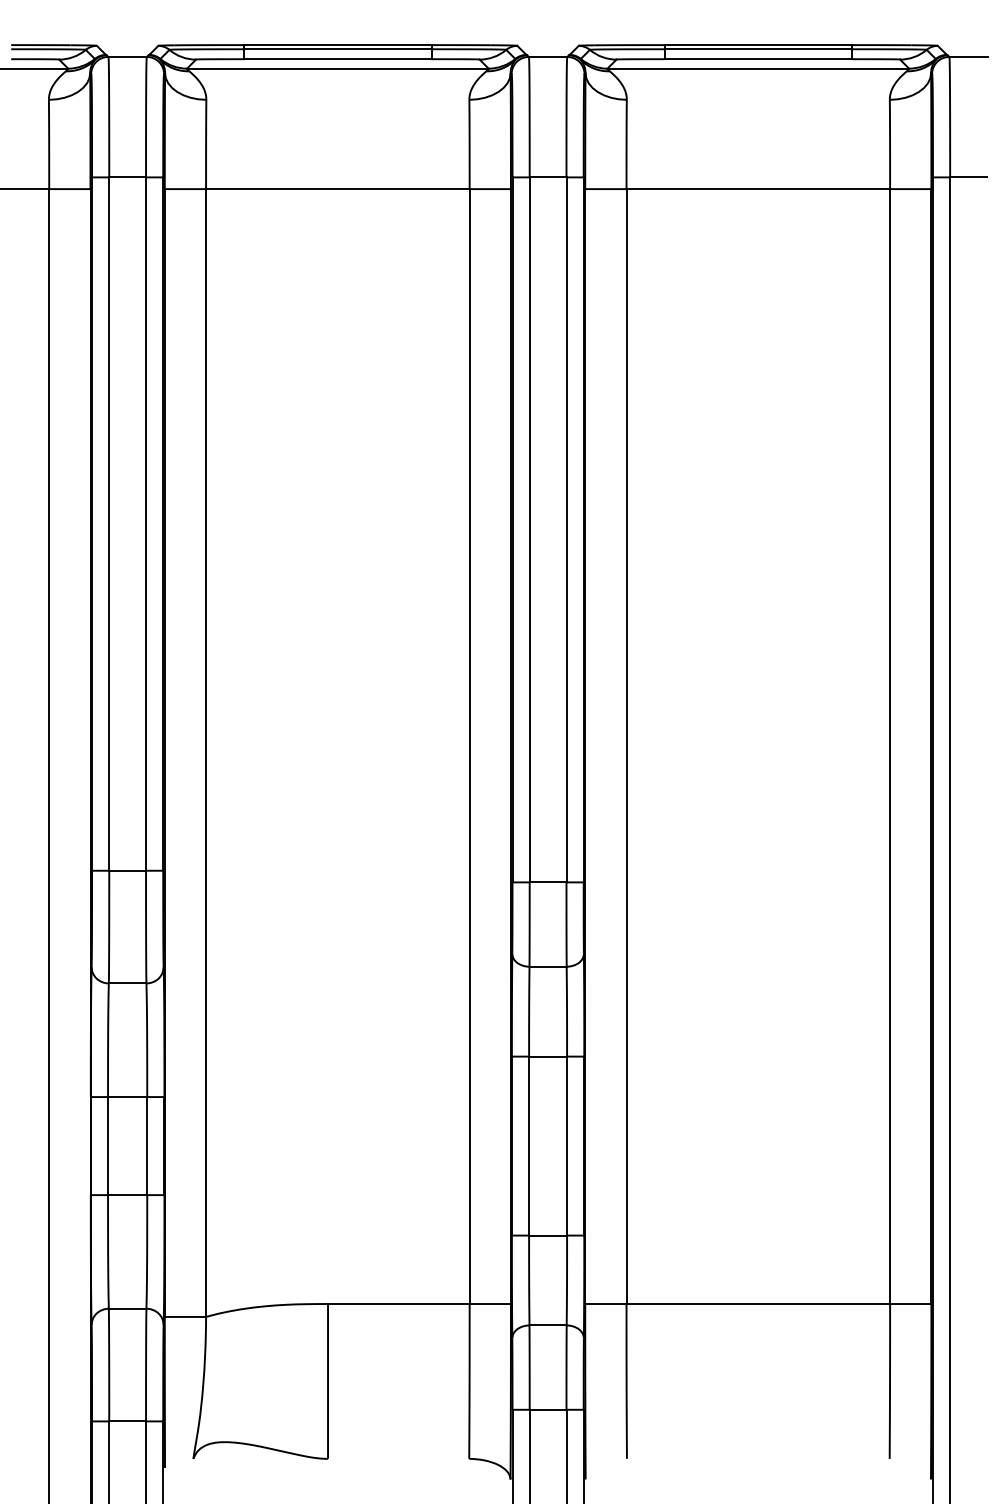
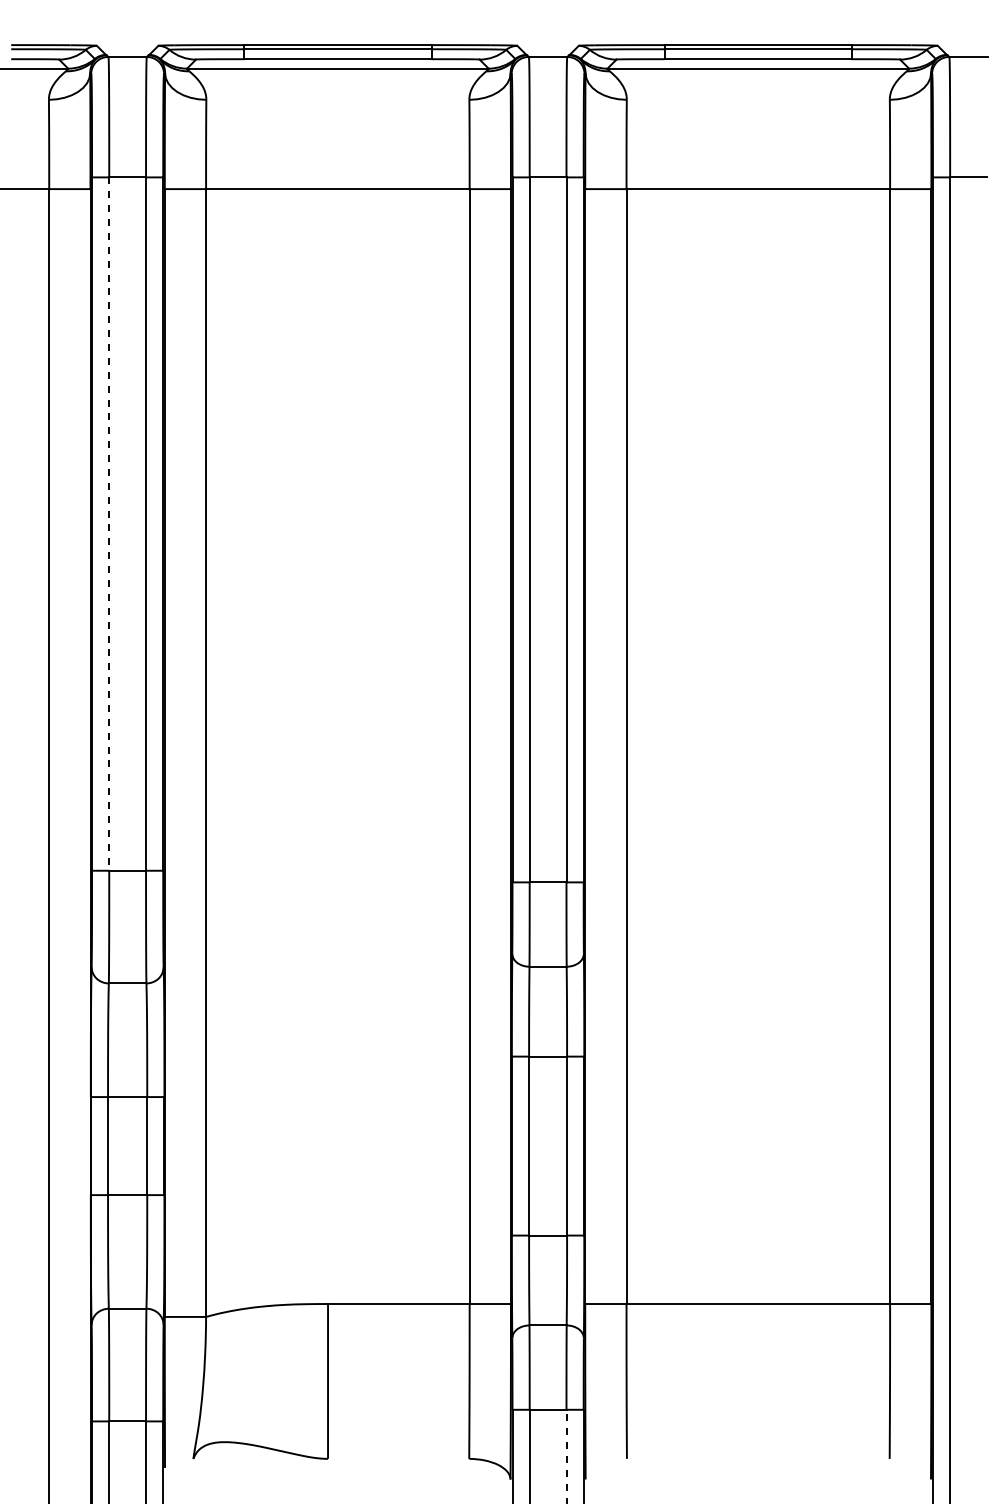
line: solid -> dashed (109, 524)
line: solid -> dashed (566, 1456)
